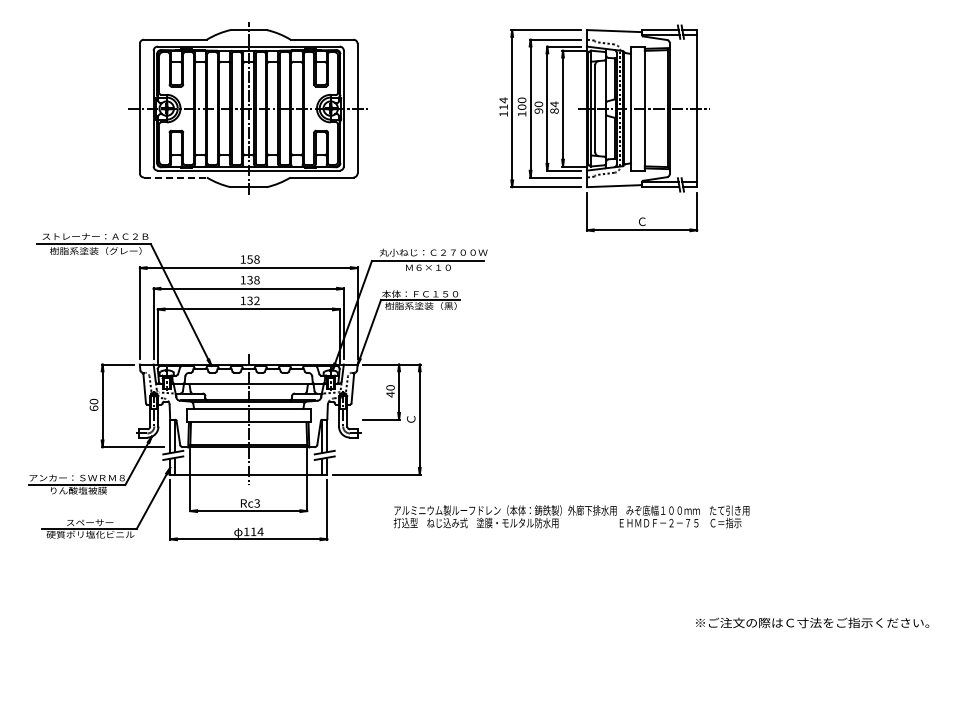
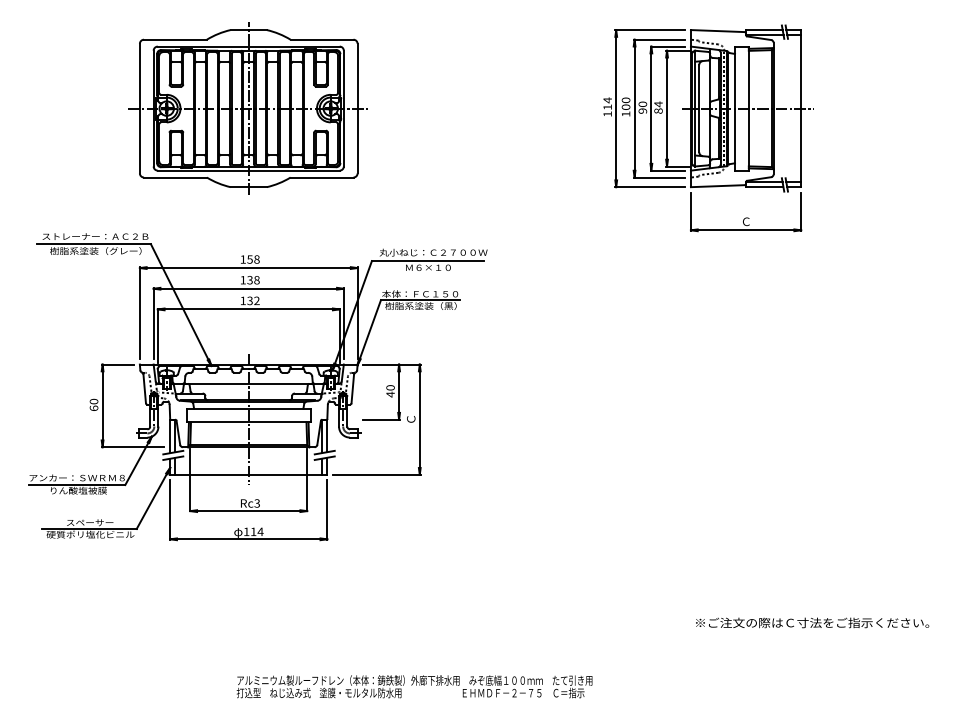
part position: (604, 128) -> (708, 128) (708, 128)
line: dashed -> solid (175, 177)
text position: (571, 516) -> (414, 686) (414, 686)
